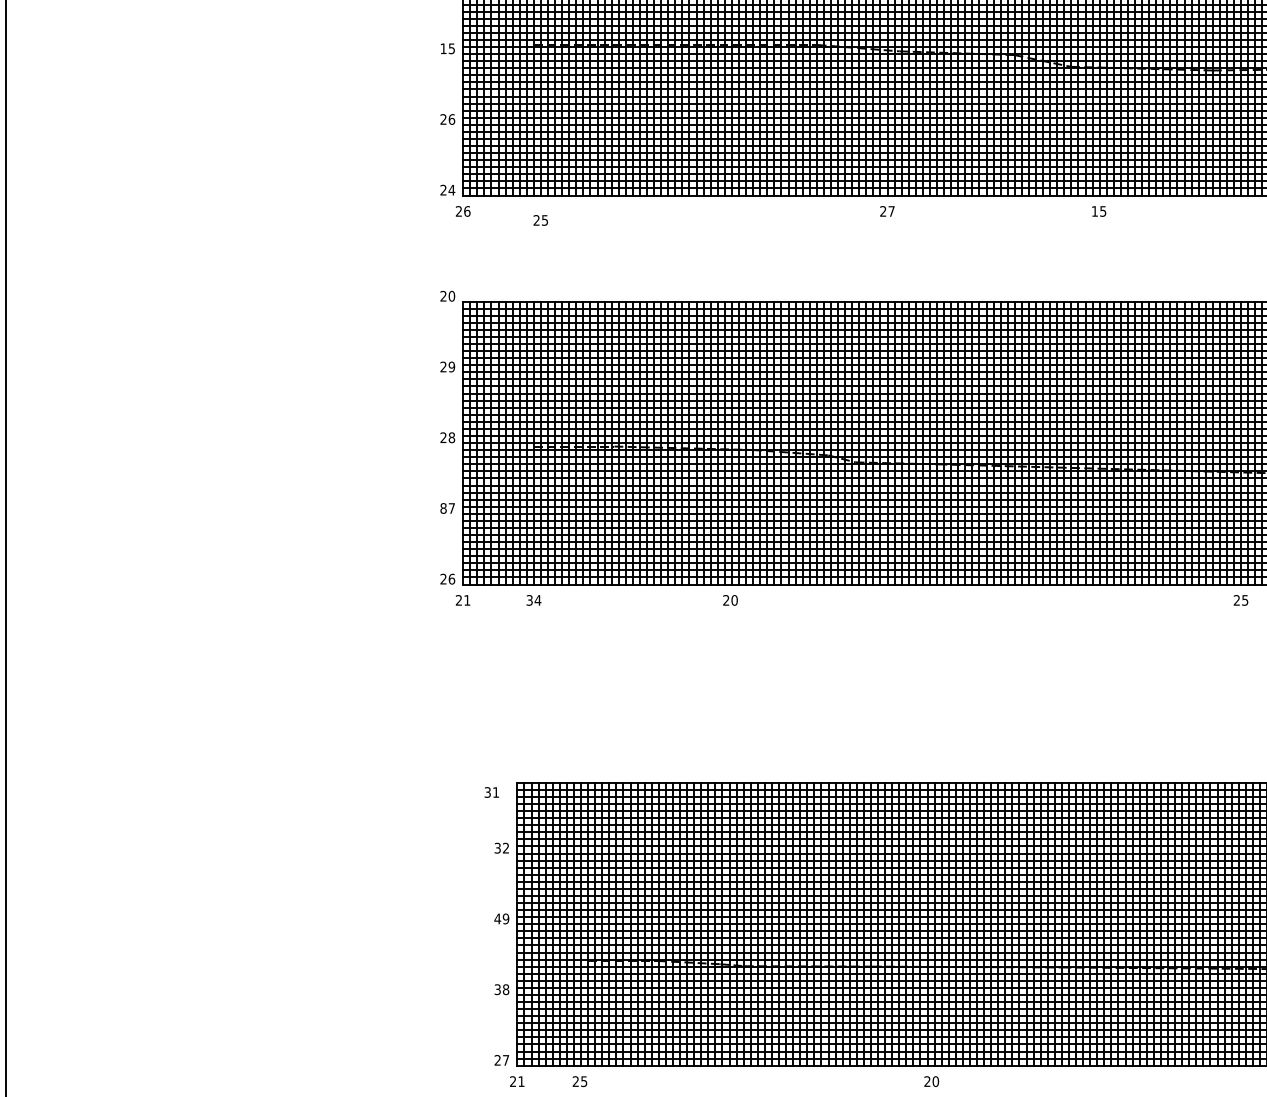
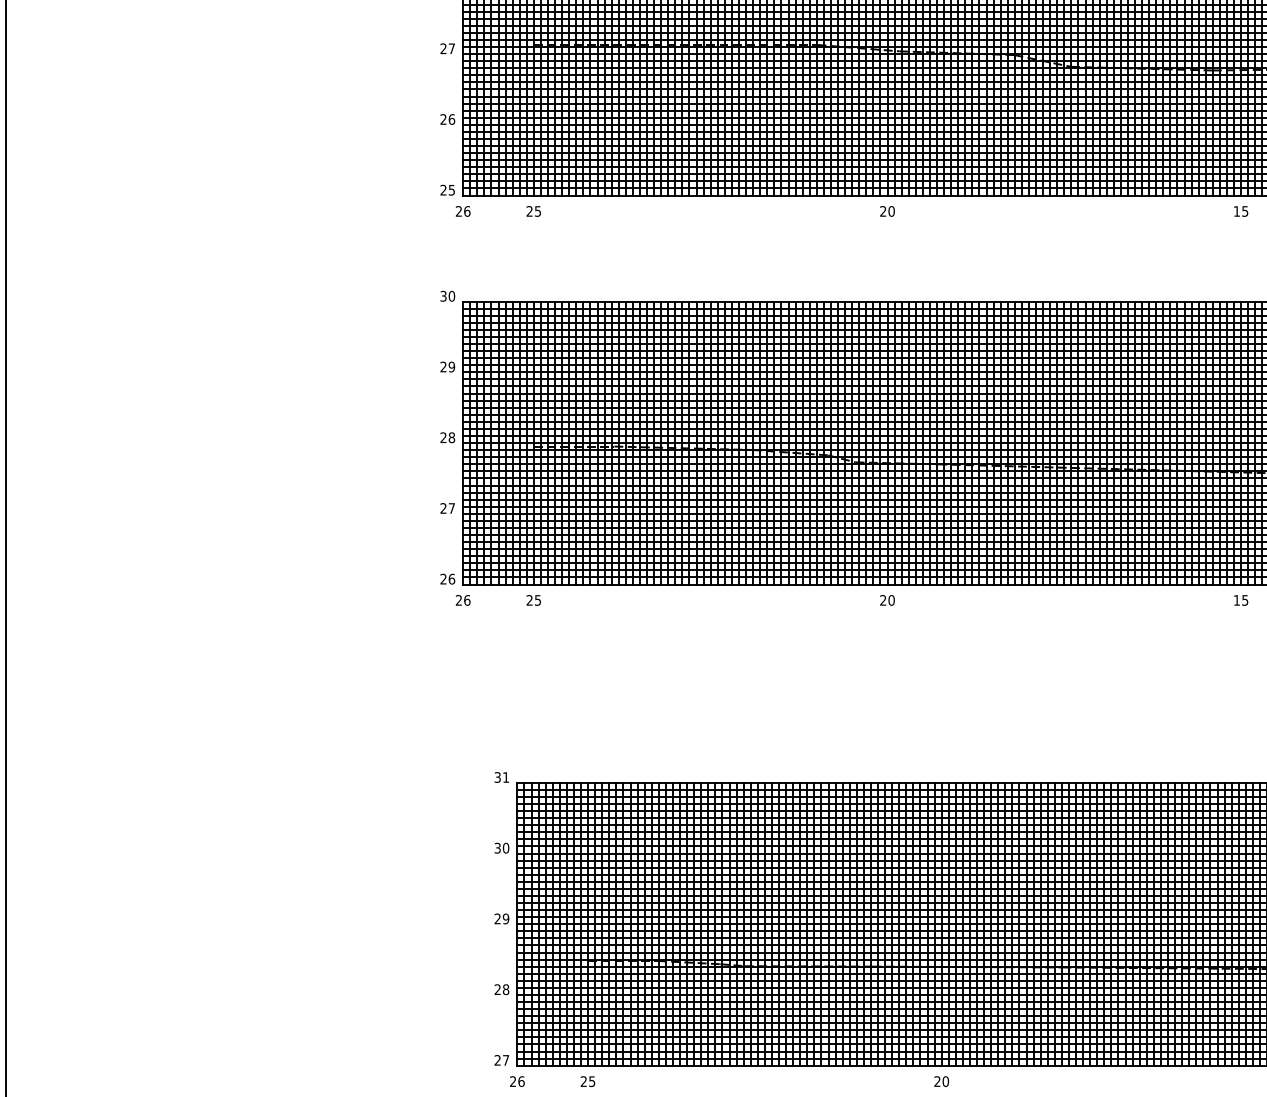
text: 15 -> 27 (447, 48)
text: 24 -> 25 (451, 190)
text: 27 -> 20 (891, 211)
text position: (1099, 211) -> (1241, 211) (1241, 211)
text position: (540, 220) -> (533, 211) (533, 211)
text: 20 -> 30 (443, 296)
text: 87 -> 27 (443, 508)
text: 21 -> 26 (467, 600)
text: 34 -> 25 (533, 600)
text position: (730, 600) -> (887, 600) (887, 600)
text: 25 -> 15 (1236, 600)
text position: (491, 792) -> (501, 777) (501, 777)
text: 32 -> 30 (505, 848)
text: 49 -> 29 (497, 918)
text: 38 -> 28 (497, 989)
text: 21 -> 26 (521, 1081)
text position: (579, 1081) -> (587, 1081) (587, 1081)
text position: (931, 1081) -> (941, 1081) (941, 1081)
